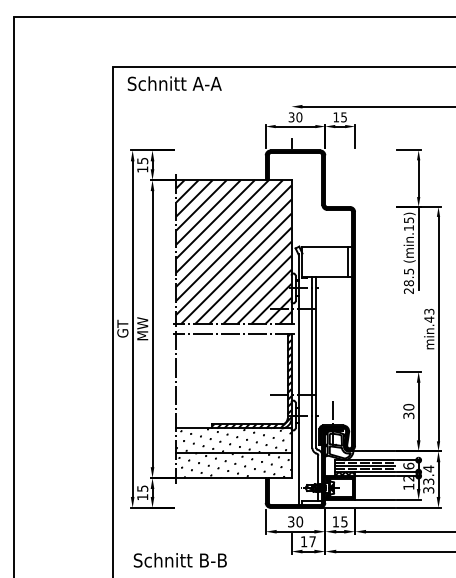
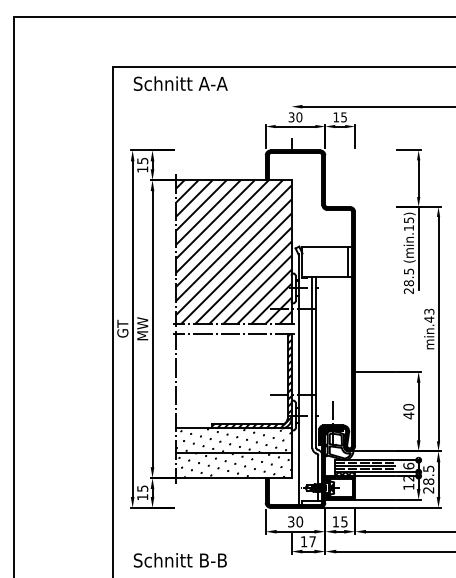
text position: (174, 83) -> (180, 83) (180, 83)
line: none -> present (374, 371)
text: 30 -> 40 (408, 415)
text: 33.4 -> 28.5 (428, 479)
